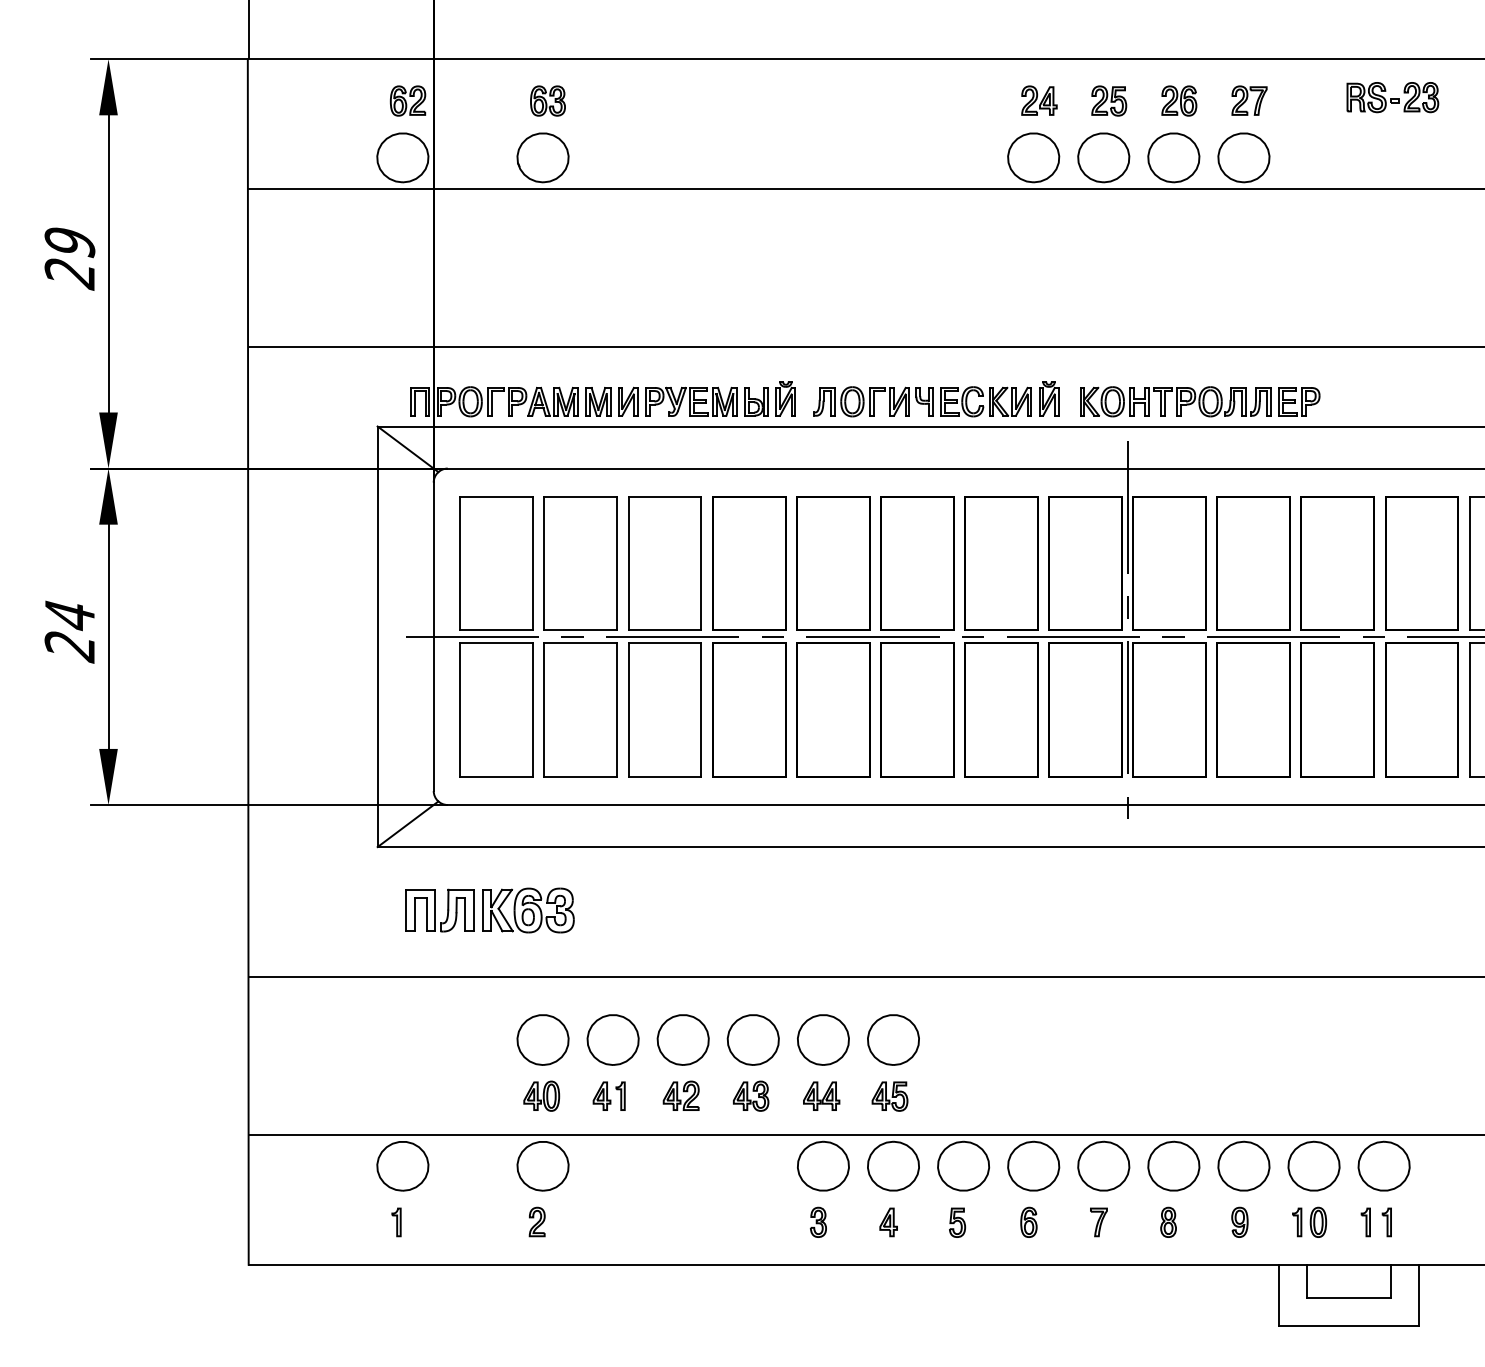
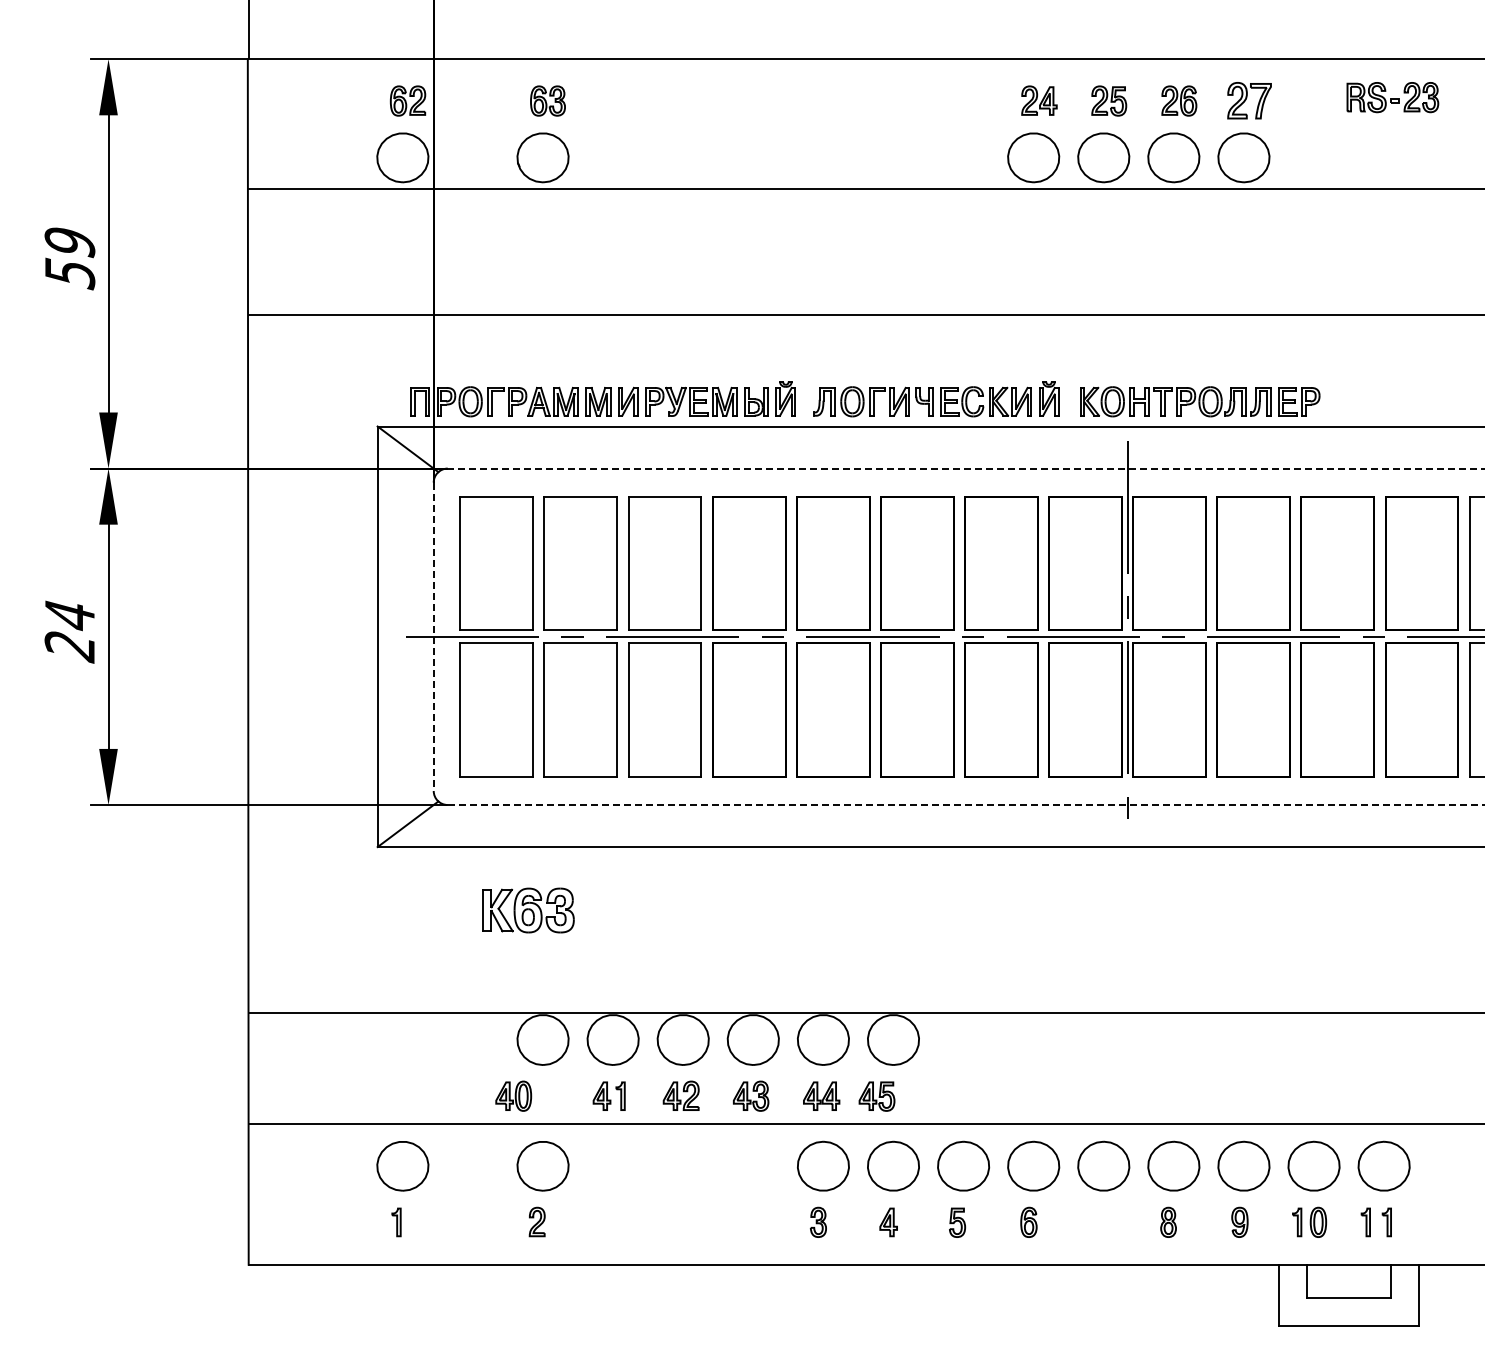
part size: 37x31 px -> 45x38 px (1249, 100)
text: 29 -> 59 (69, 273)
line position: (864, 346) -> (864, 314) (864, 314)
line: solid -> dashed (965, 468)
line: solid -> dashed (433, 637)
line: solid -> dashed (966, 805)
part: present -> none (439, 910)
line position: (864, 977) -> (864, 1013) (864, 1013)
part position: (541, 1095) -> (513, 1095) (513, 1095)
part position: (889, 1096) -> (876, 1096) (876, 1096)
line position: (864, 1135) -> (864, 1124) (864, 1124)
part: present -> none (1098, 1222)
